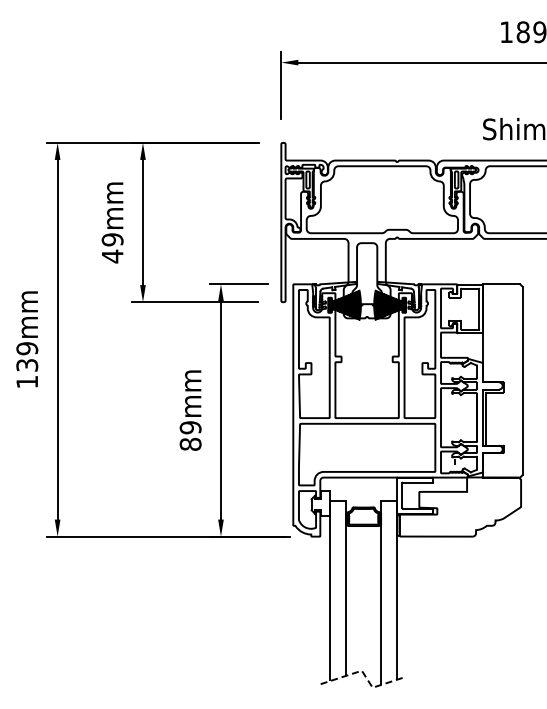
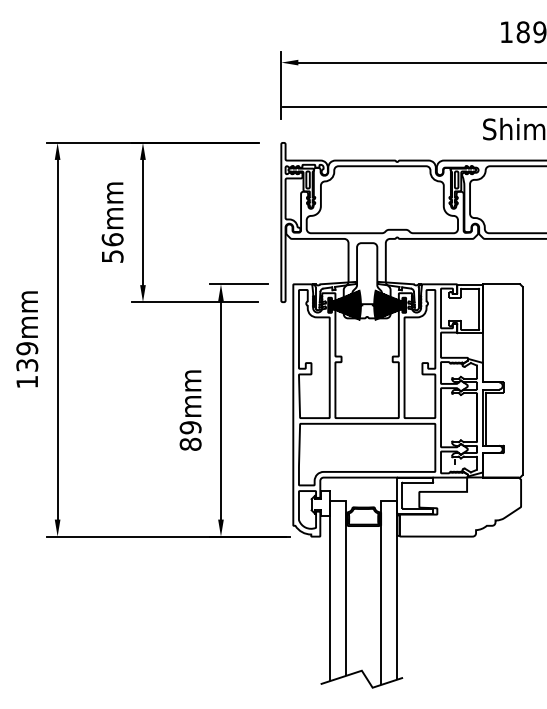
line: none -> present (413, 107)
text: 49mm -> 56mm (112, 248)
line: dashed -> solid (364, 674)
